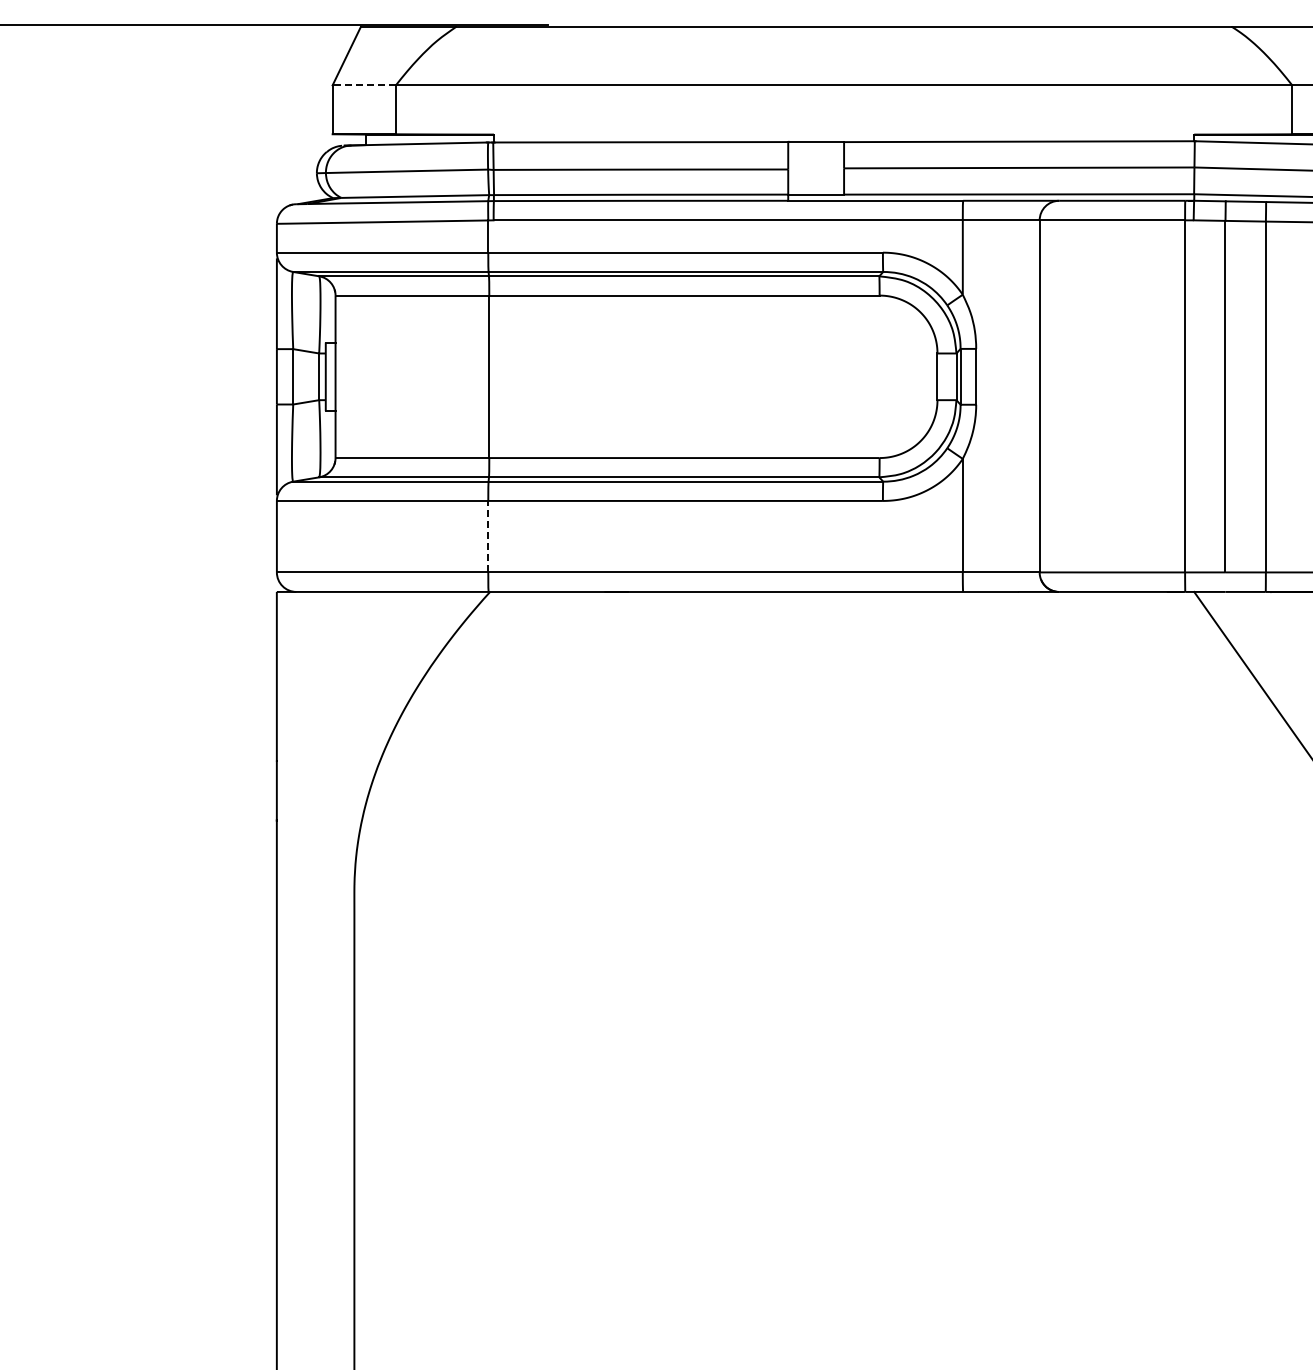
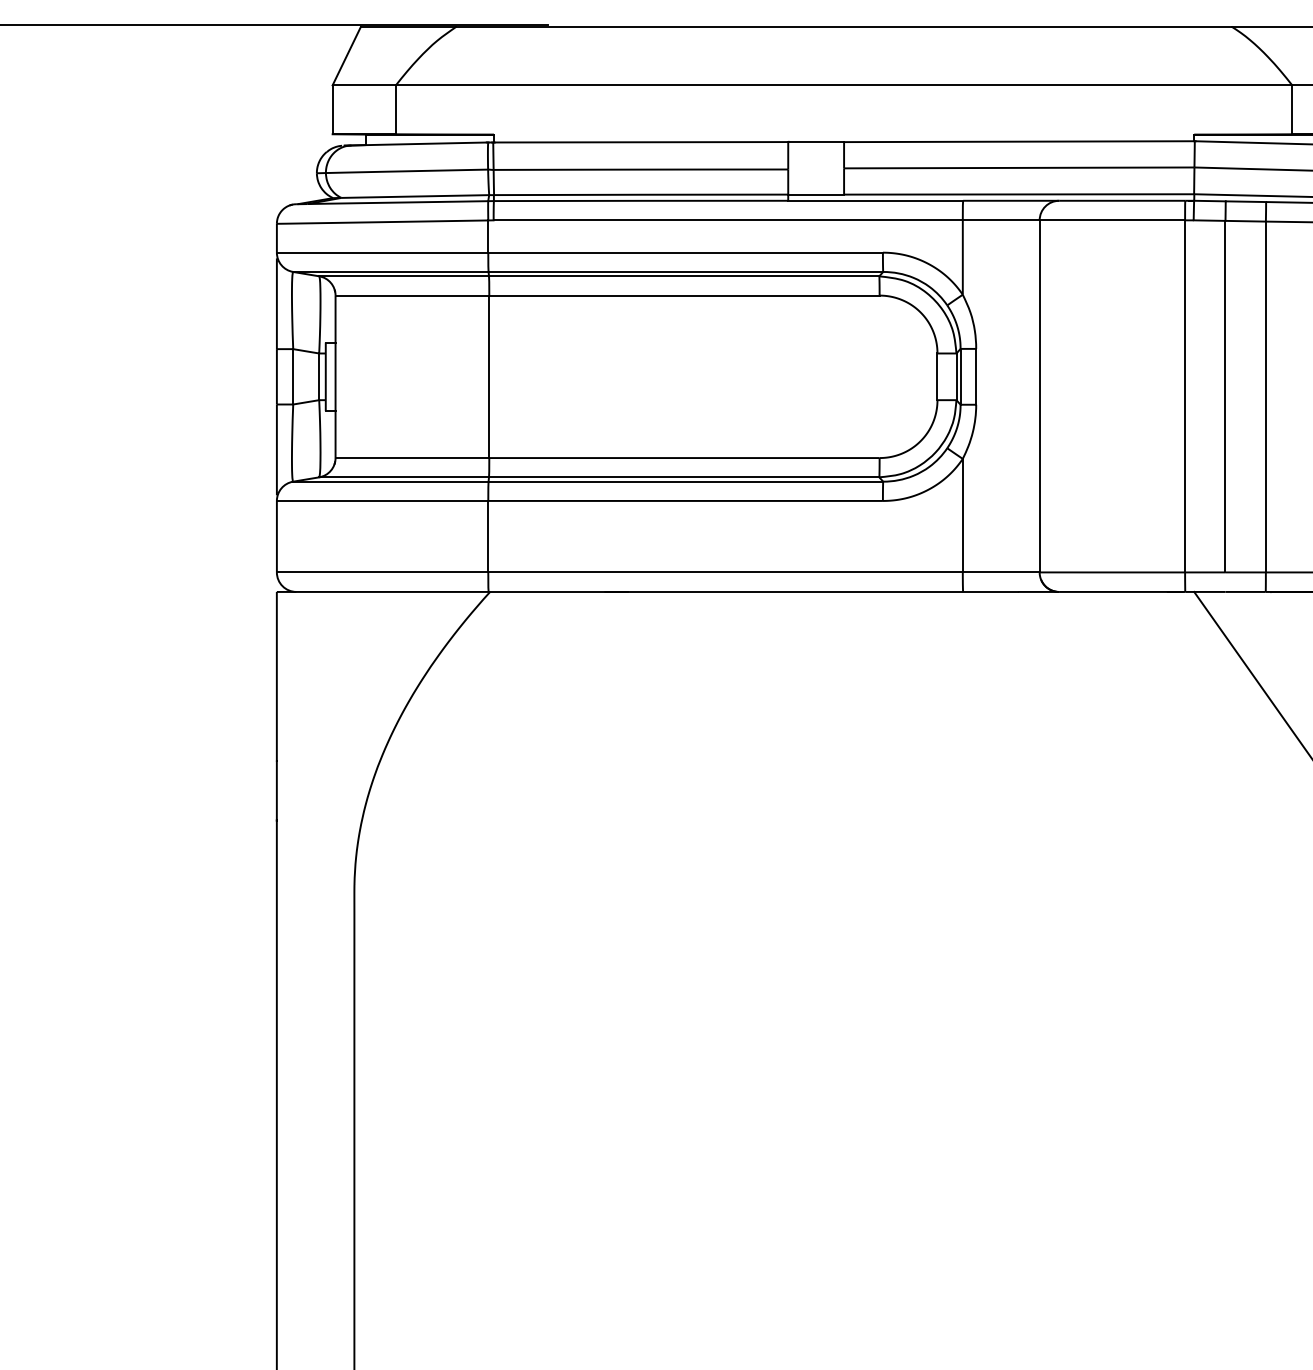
line: dashed -> solid (364, 85)
line: dashed -> solid (488, 536)
